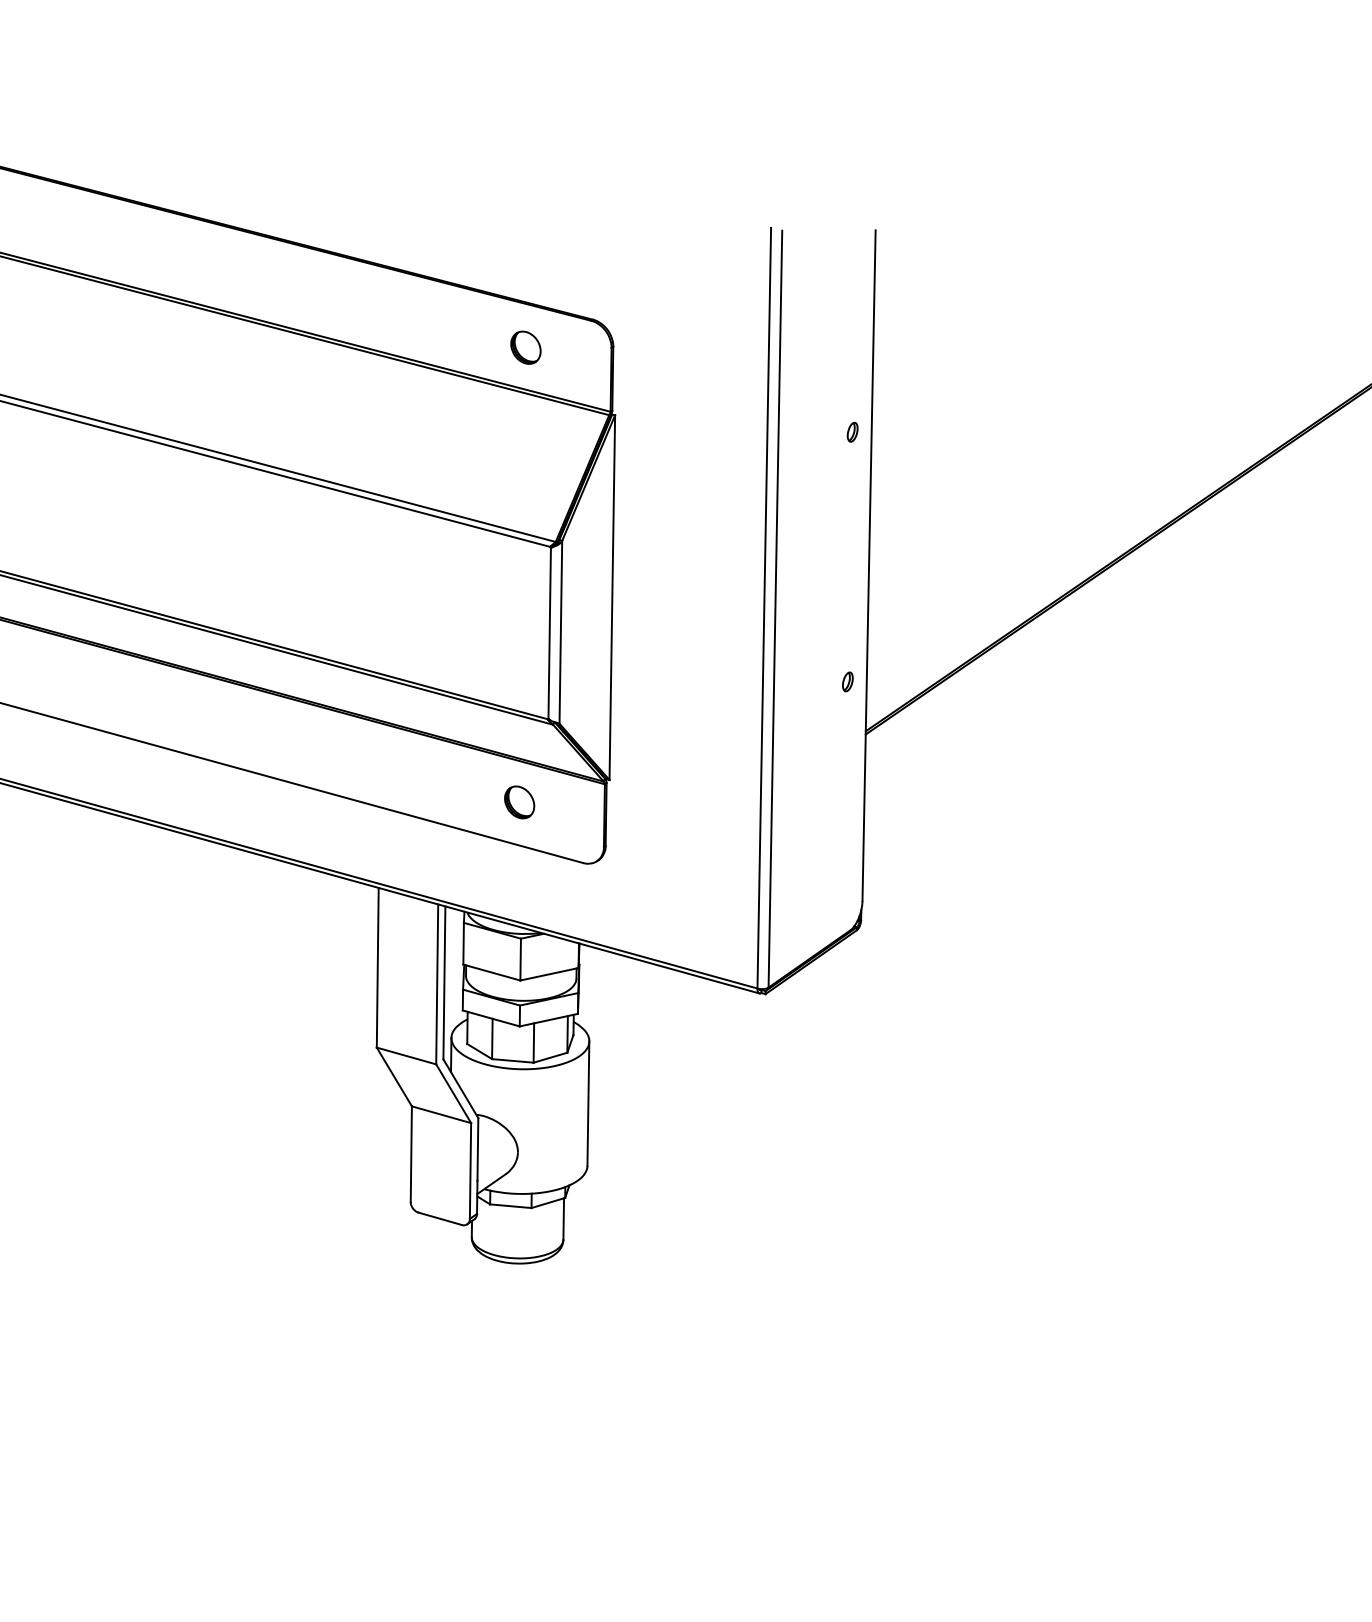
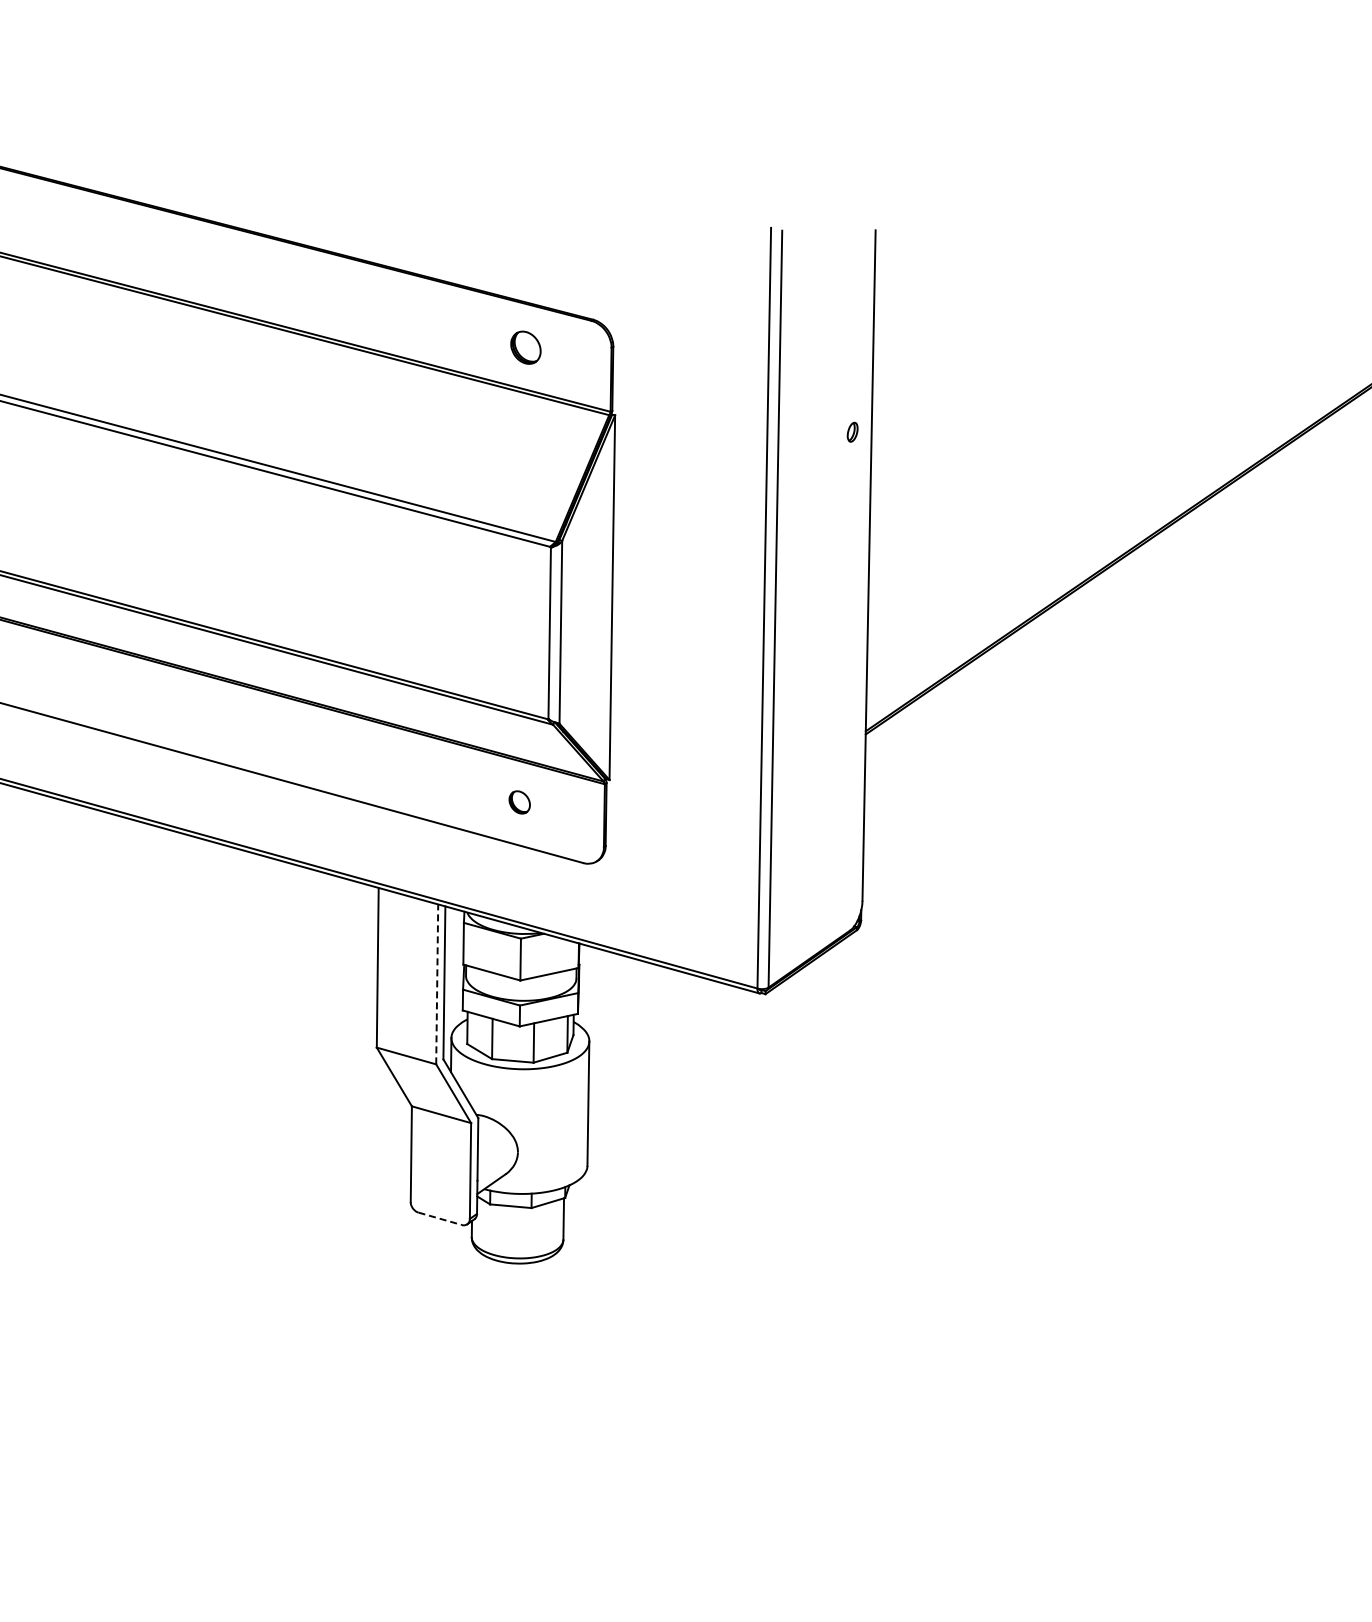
part: present -> none (847, 681)
part size: 32x35 px -> 23x25 px (519, 802)
line: solid -> dashed (437, 984)
line: solid -> dashed (440, 1218)
